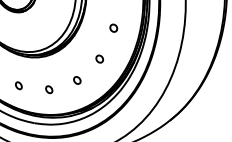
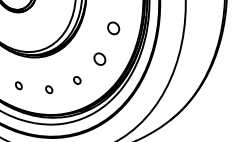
part size: 10x10 px -> 14x15 px (113, 28)
part size: 9x10 px -> 14x14 px (99, 58)
